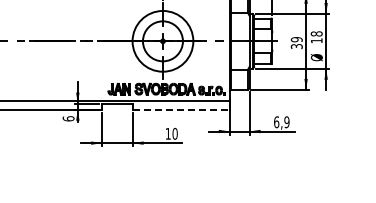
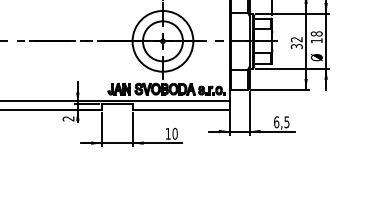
text: 39 -> 32 (296, 39)
line: dashed -> solid (181, 109)
text: 6 -> 2 (68, 118)
text: 6,9 -> 6,5 (286, 121)
